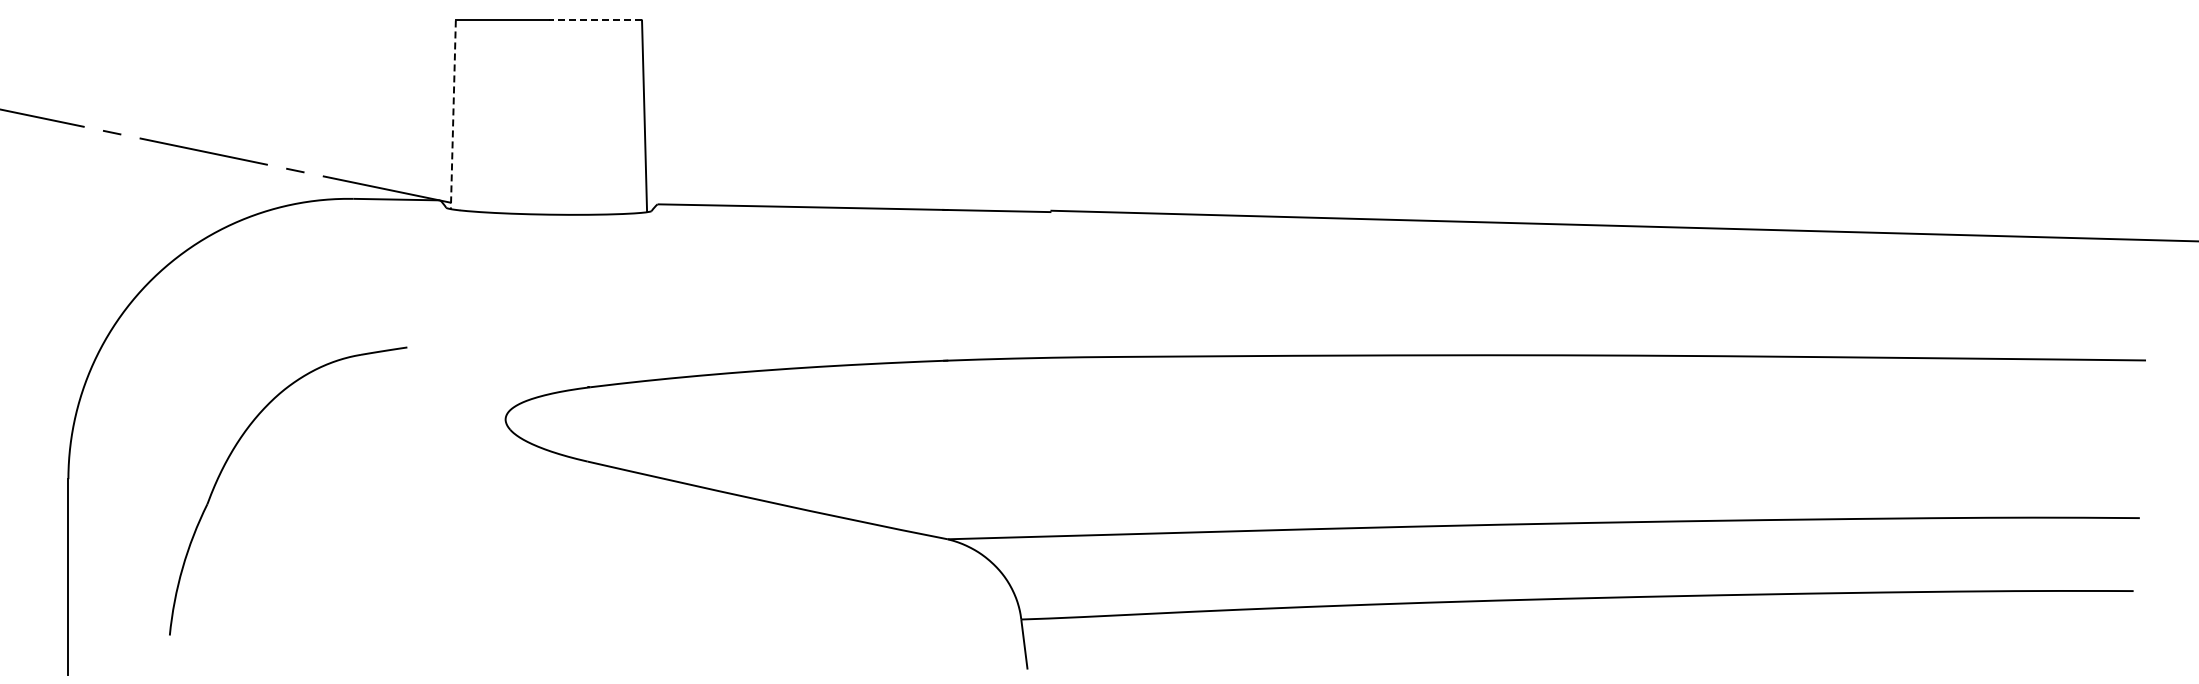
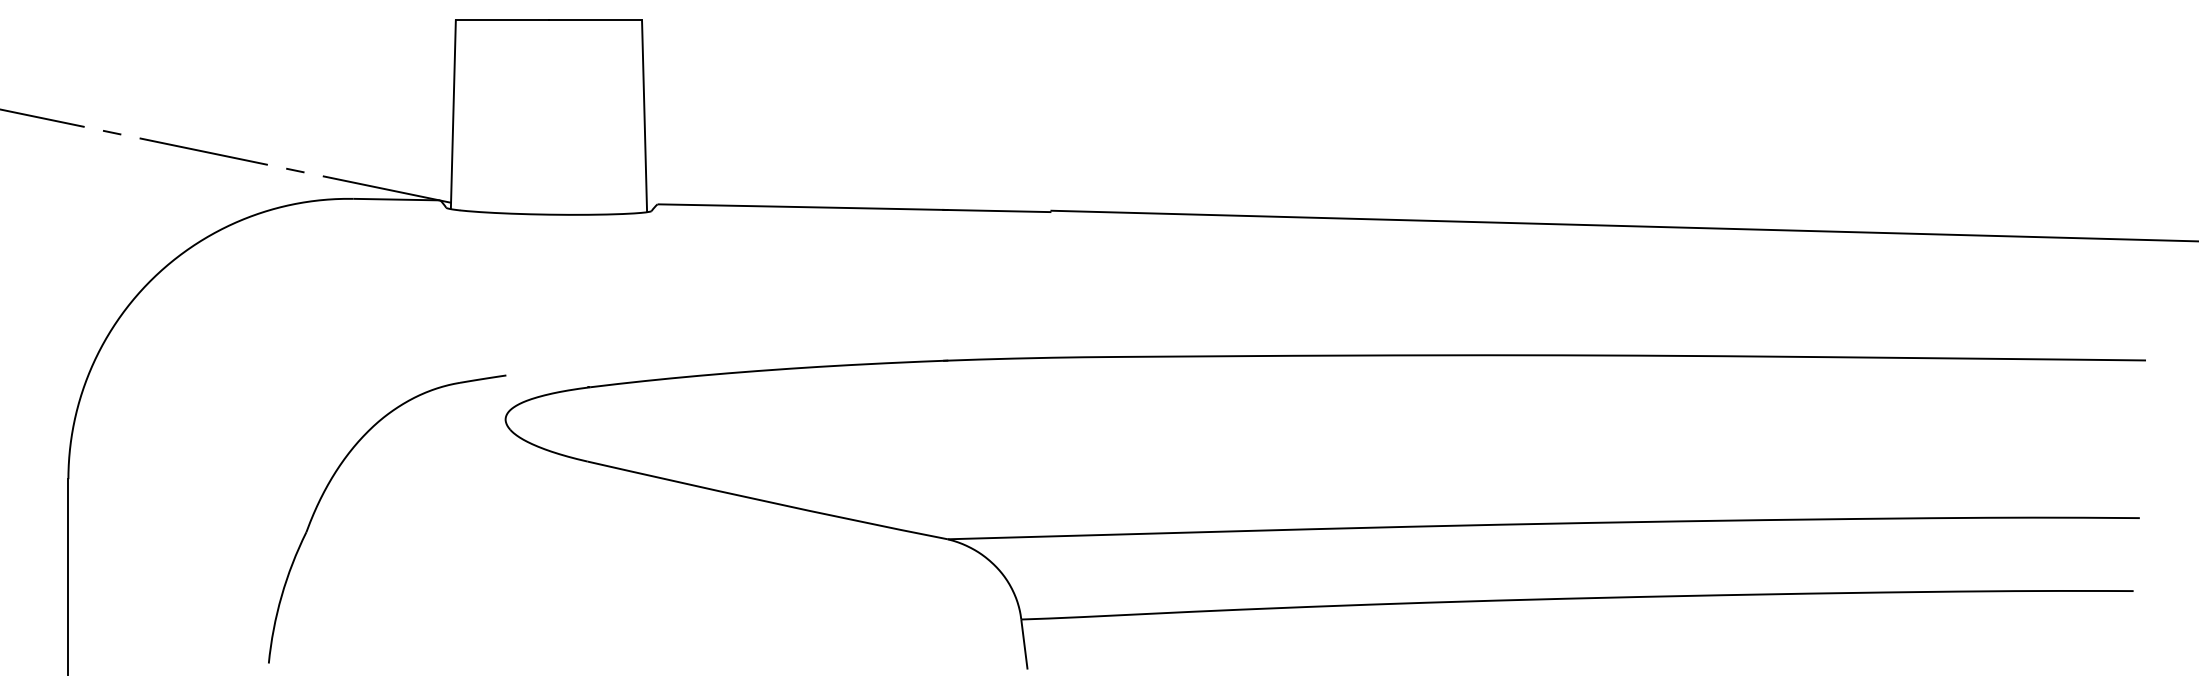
line: dashed -> solid (595, 20)
line: dashed -> solid (453, 115)
part position: (228, 460) -> (327, 488) (327, 488)
